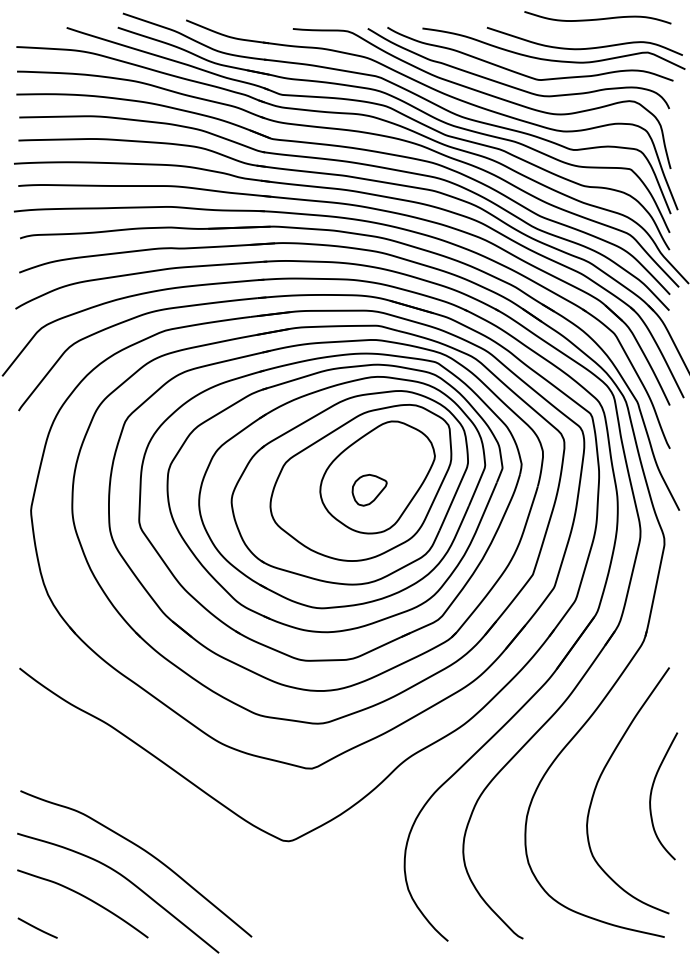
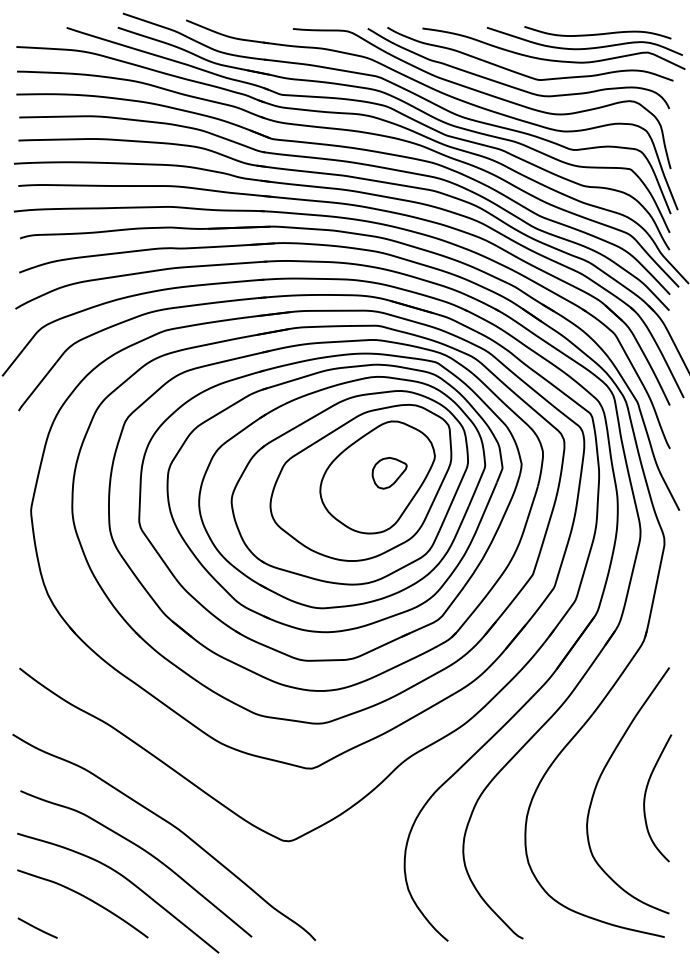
curve position: (597, 18) -> (597, 33) (597, 33)
part position: (369, 490) -> (389, 473) (389, 473)
curve position: (652, 792) -> (646, 794) (646, 794)
curve: none -> present (172, 826)
